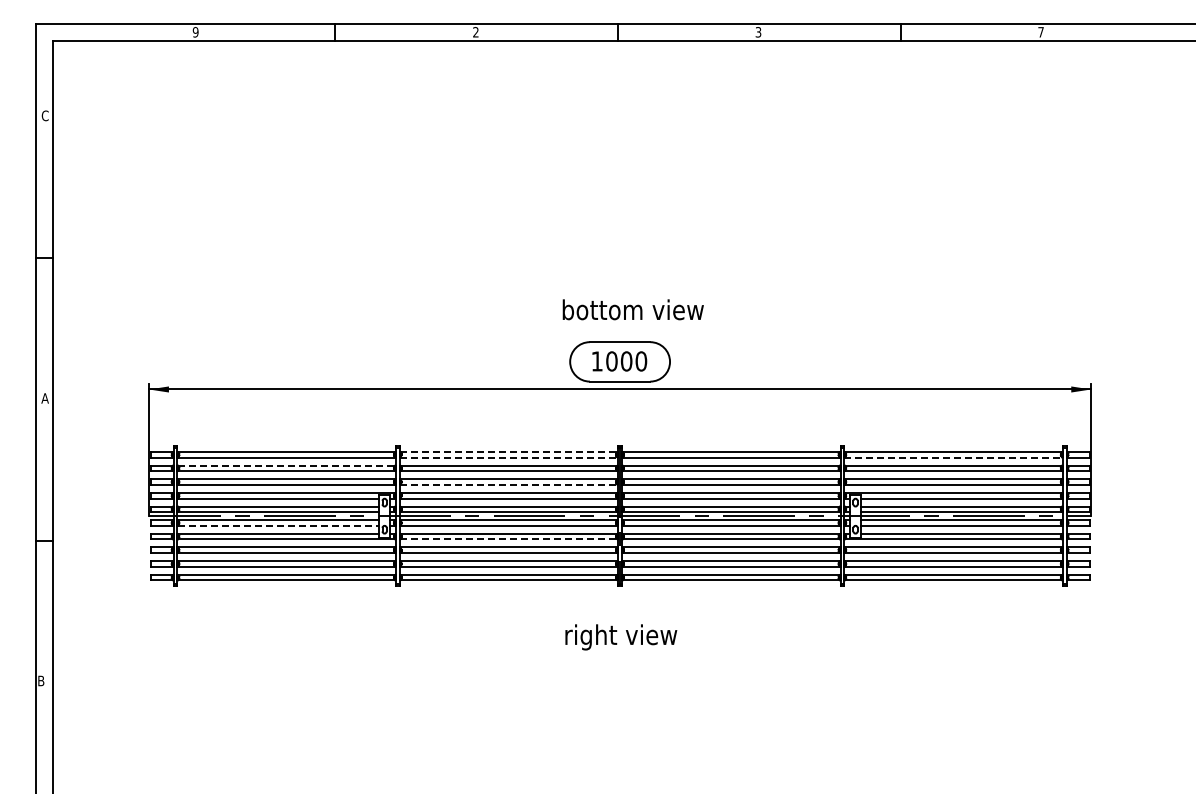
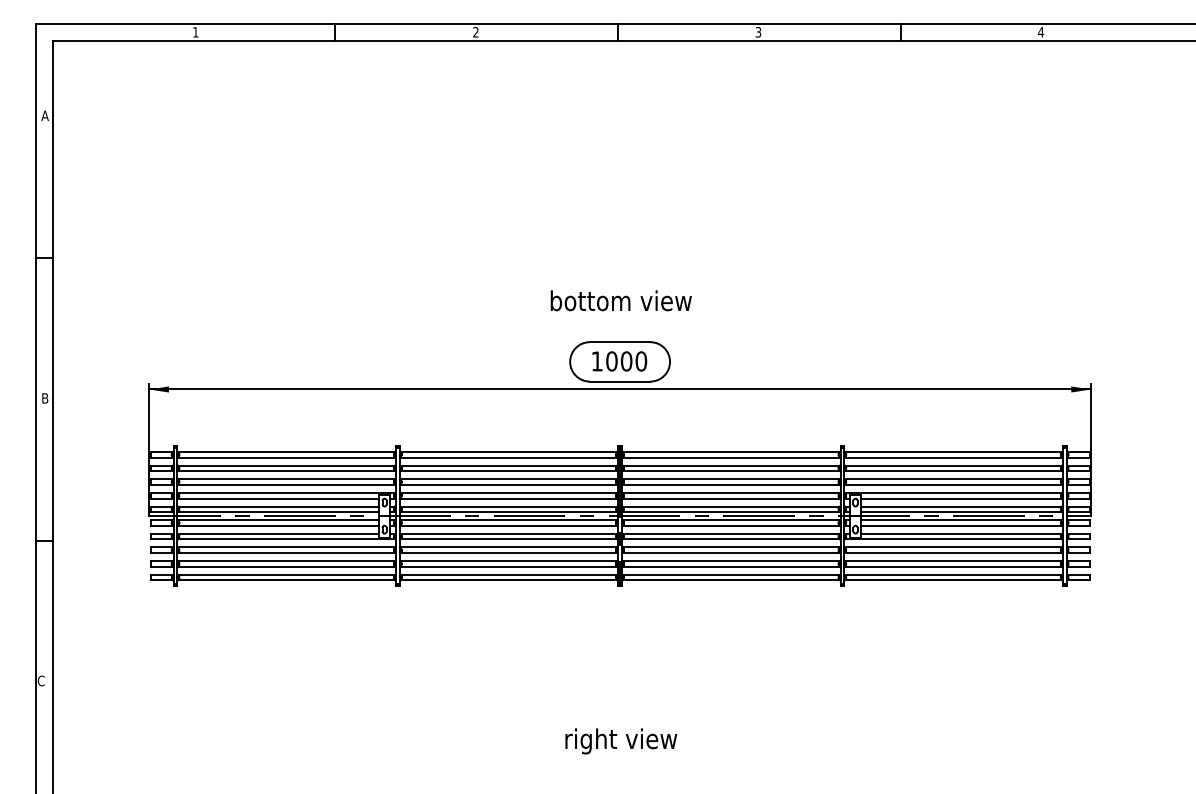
text: 9 -> 1 (195, 32)
text: 7 -> 4 (1041, 32)
text: C -> A (44, 115)
text position: (632, 309) -> (620, 300) (620, 300)
text: A -> B (44, 398)
line: dashed -> solid (509, 451)
line: dashed -> solid (509, 457)
line: dashed -> solid (954, 457)
line: dashed -> solid (287, 465)
line: dashed -> solid (509, 484)
line: dashed -> solid (278, 525)
line: dashed -> solid (509, 539)
text position: (621, 637) -> (621, 741) (621, 741)
text: B -> C (40, 680)
